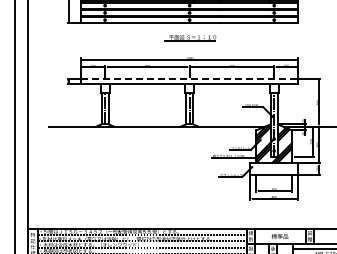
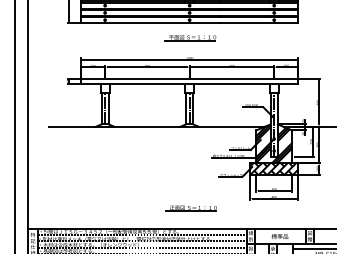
line: dashed -> solid (189, 78)
hatch: none -> present (274, 169)
part: none -> present (190, 208)
